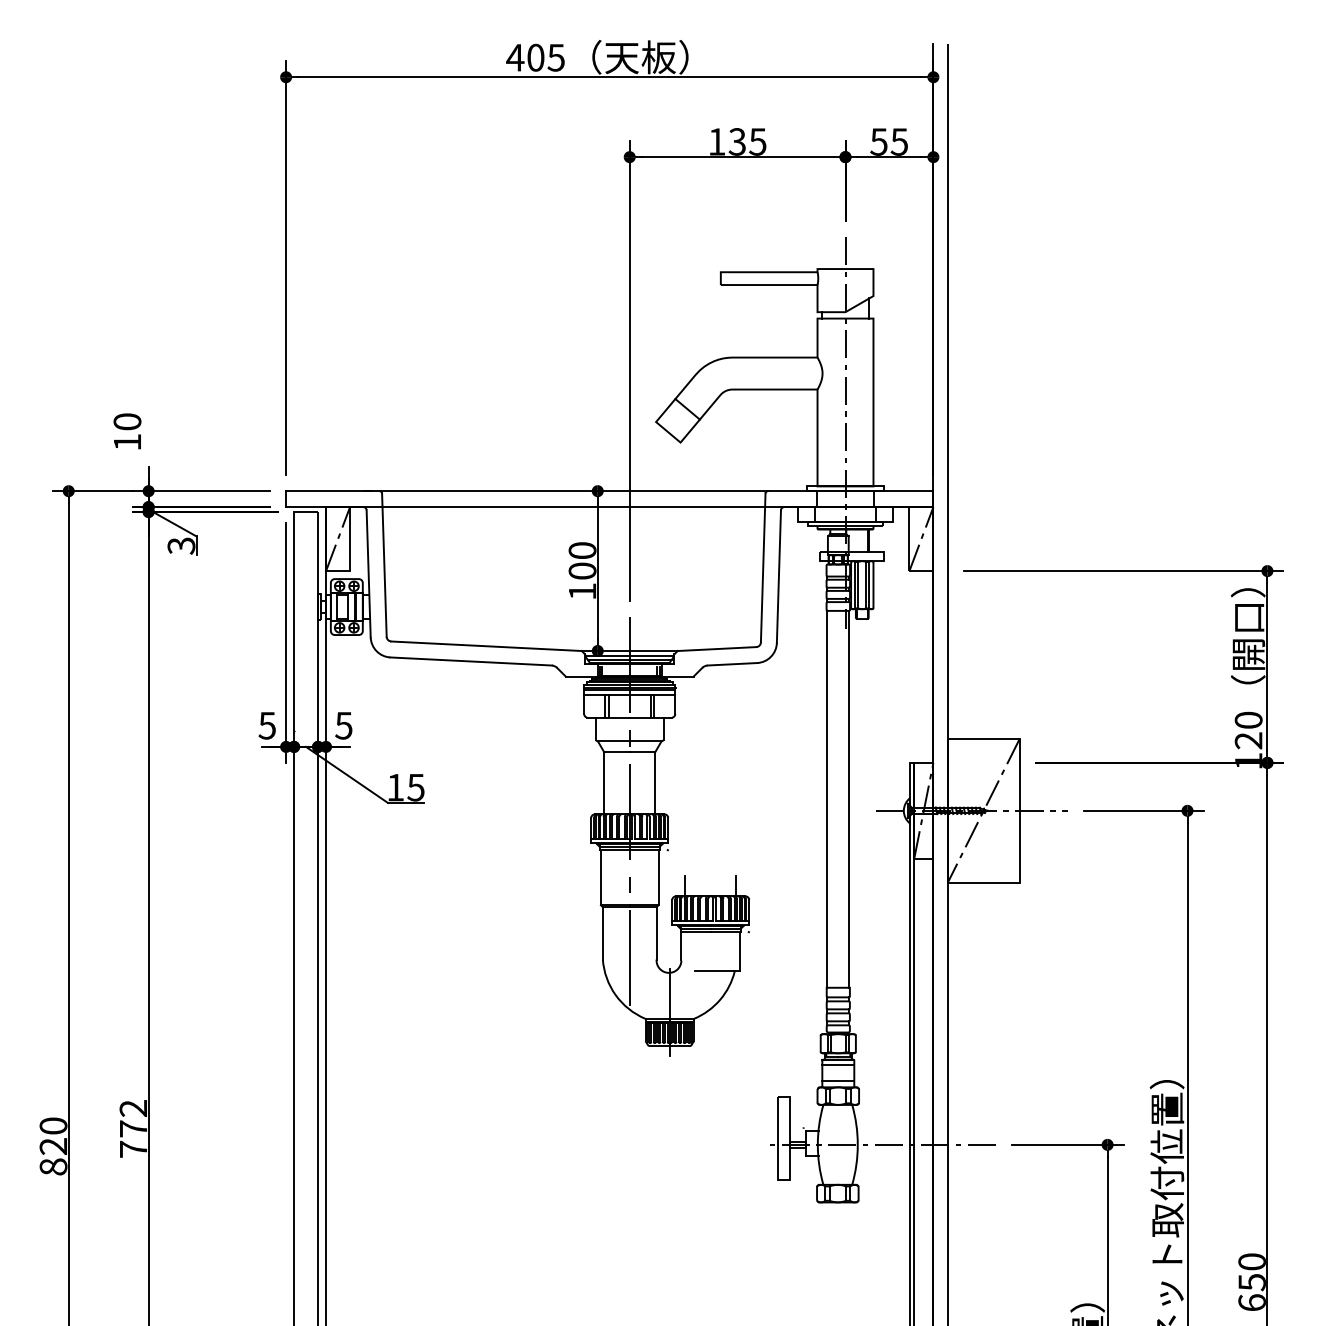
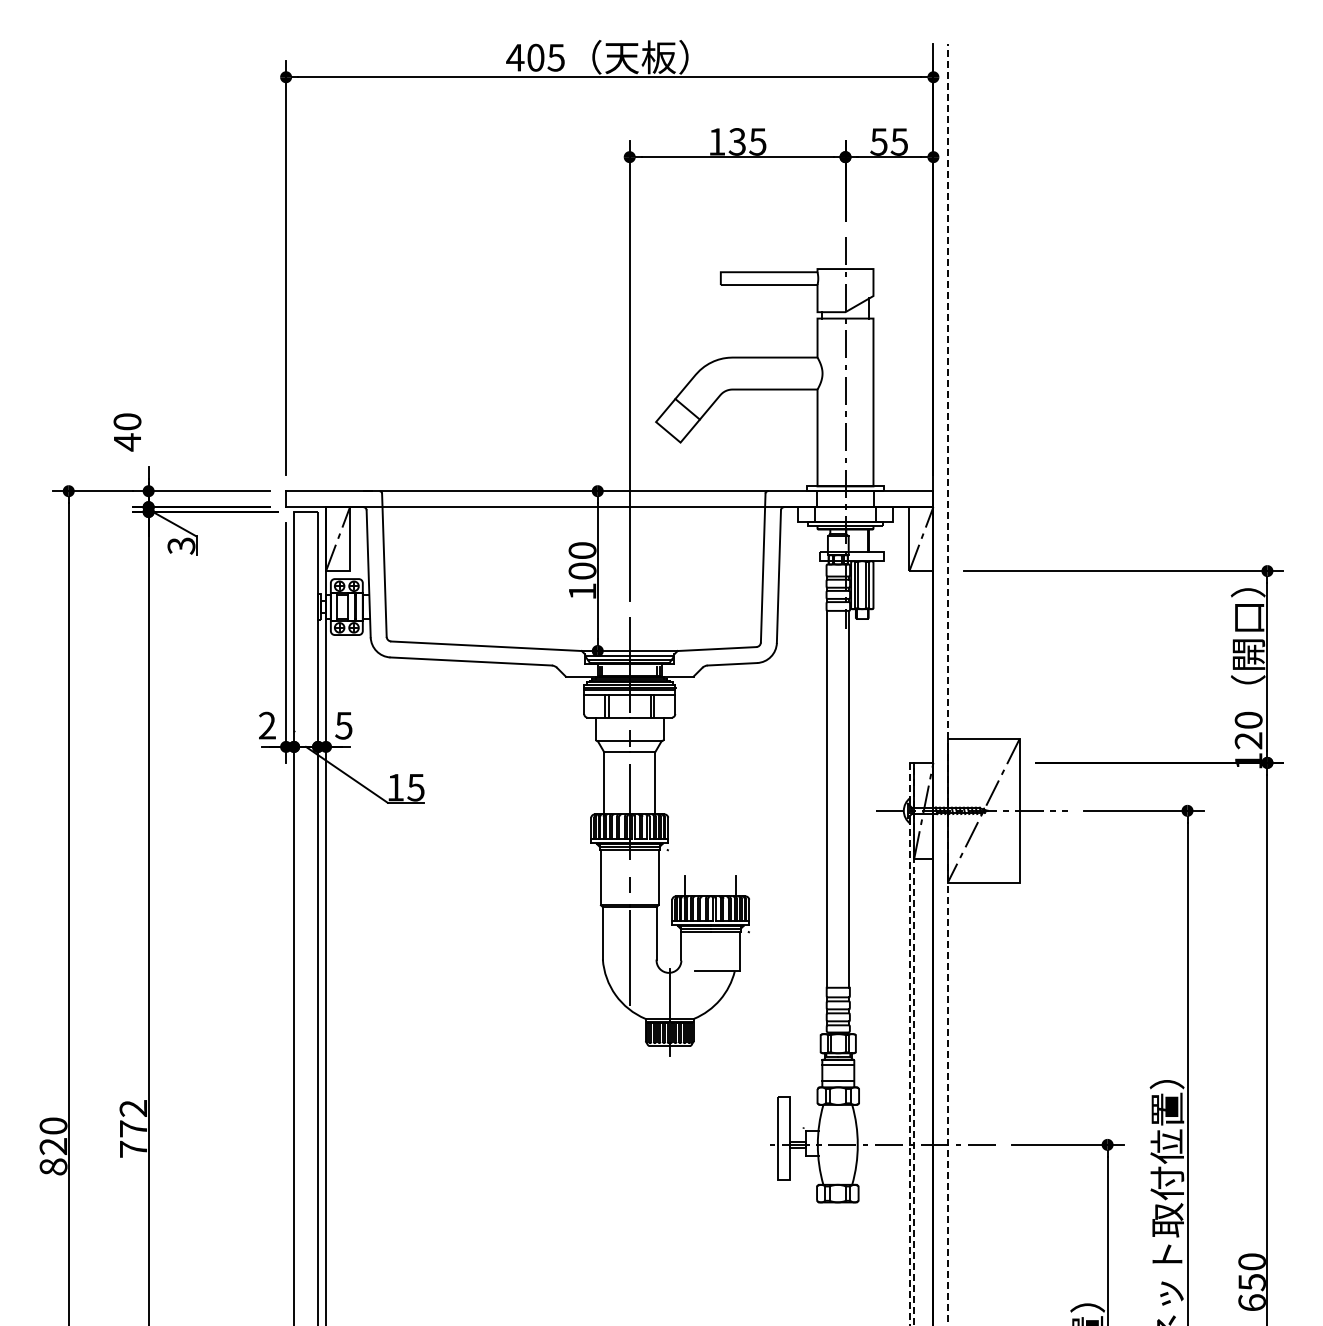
text: 10 -> 40 (127, 442)
line: solid -> dashed (947, 684)
text: 5 -> 2 (266, 725)
line: solid -> dashed (914, 1325)
